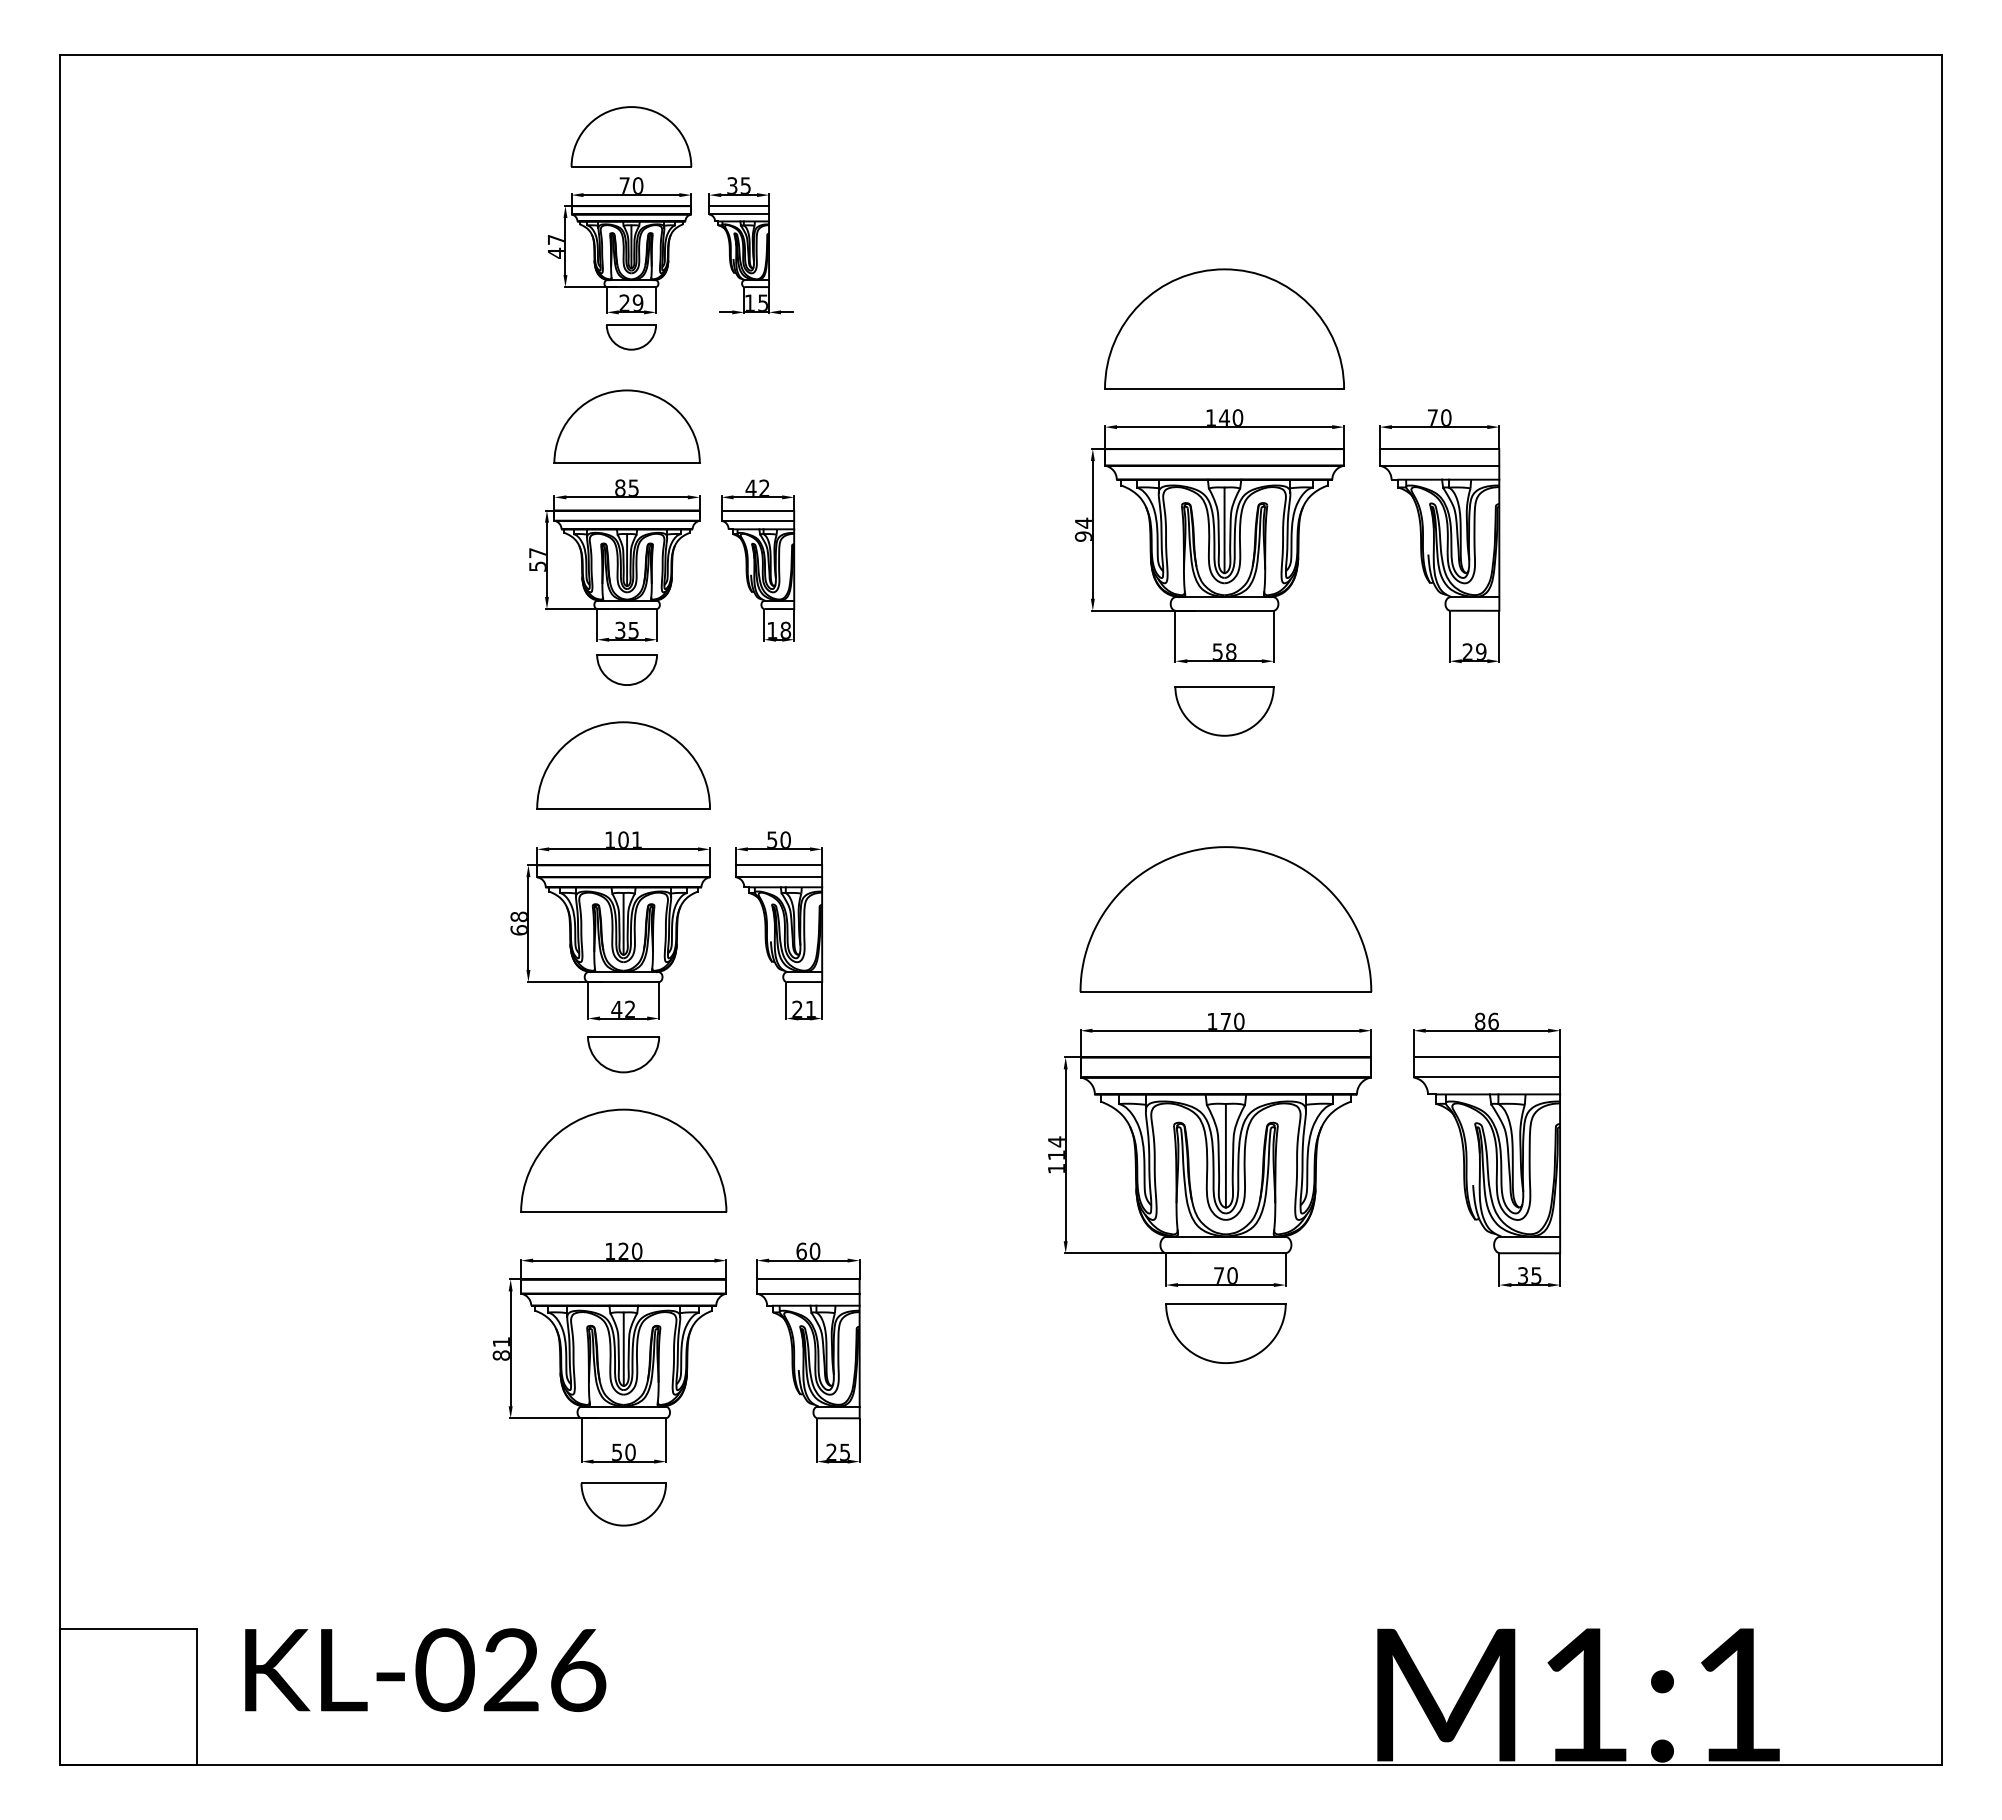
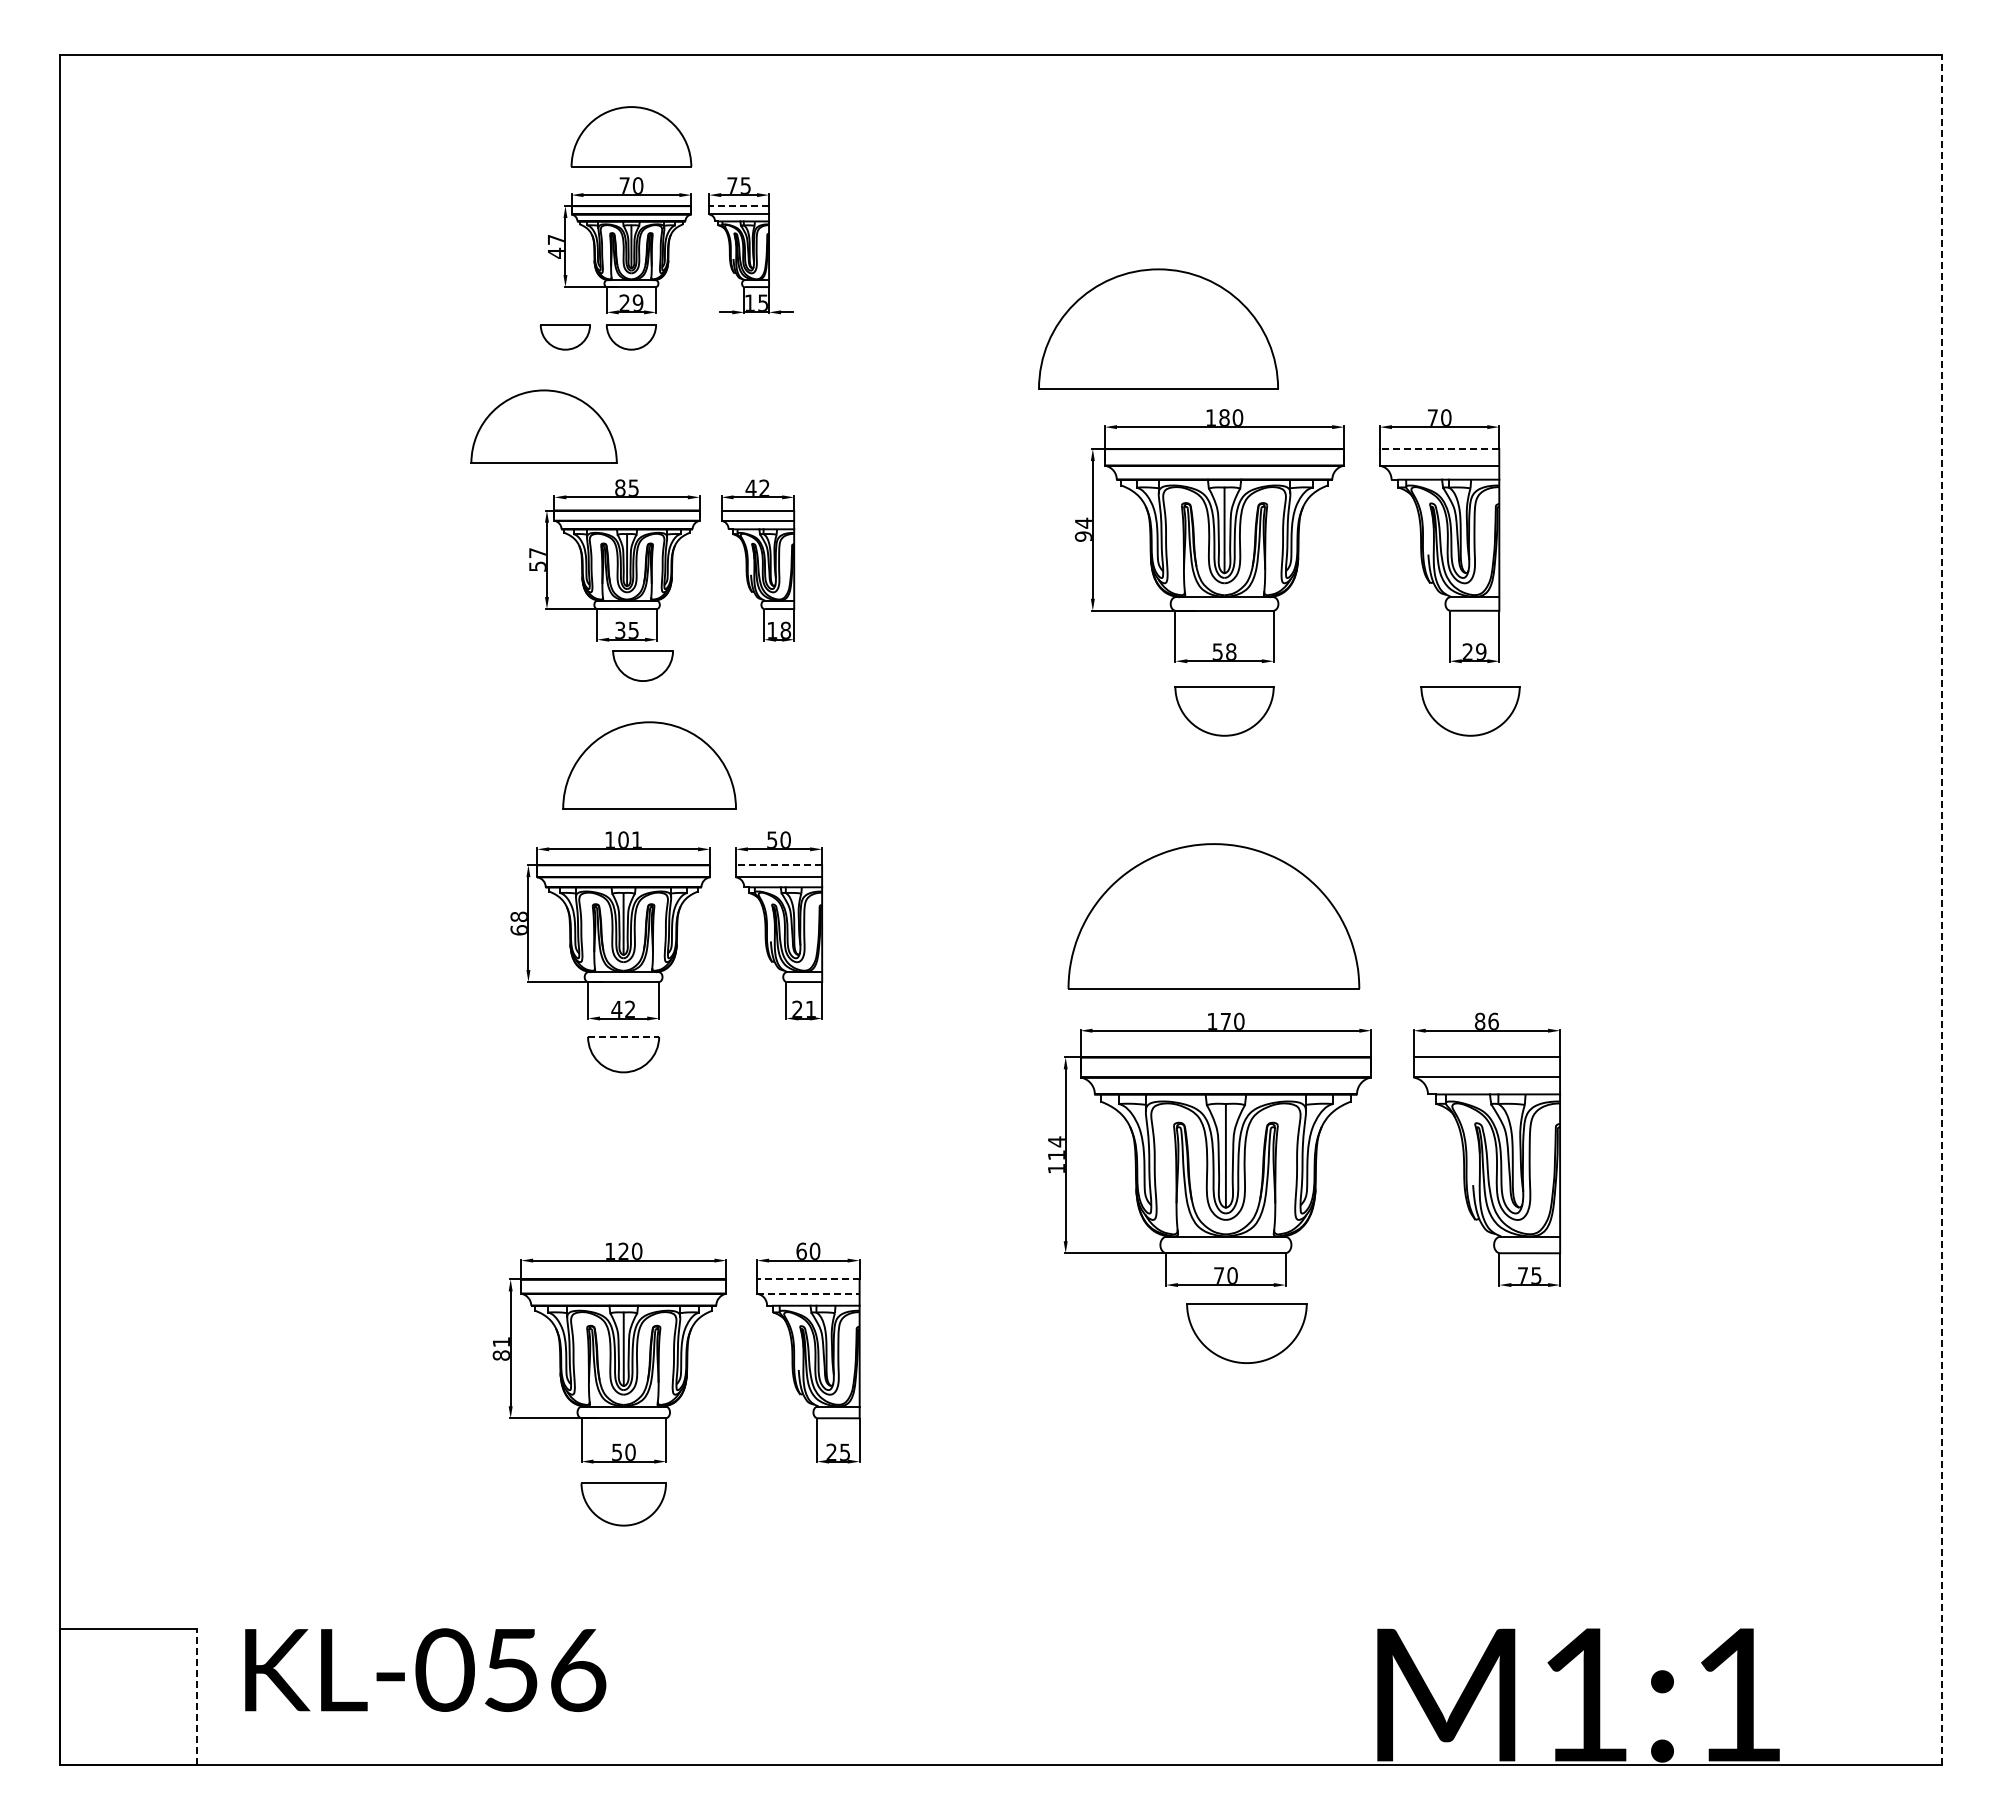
text: 35 -> 75 (732, 185)
line: solid -> dashed (739, 206)
part position: (1224, 328) -> (1158, 328) (1158, 328)
part: none -> present (564, 337)
text: 140 -> 180 (1224, 417)
part position: (626, 426) -> (543, 426) (543, 426)
line: solid -> dashed (1439, 449)
part position: (626, 669) -> (642, 665) (642, 665)
part: none -> present (1470, 711)
part position: (623, 765) -> (649, 765) (649, 765)
line: solid -> dashed (778, 865)
line: solid -> dashed (1941, 909)
part position: (1225, 919) -> (1213, 916) (1213, 916)
line: solid -> dashed (623, 1036)
part: present -> none (623, 1160)
text: 35 -> 75 (1522, 1275)
line: solid -> dashed (807, 1279)
line: solid -> dashed (808, 1293)
part position: (1225, 1333) -> (1246, 1333) (1246, 1333)
text: KL-026 -> KL-056 (510, 1670)
line: solid -> dashed (196, 1696)
